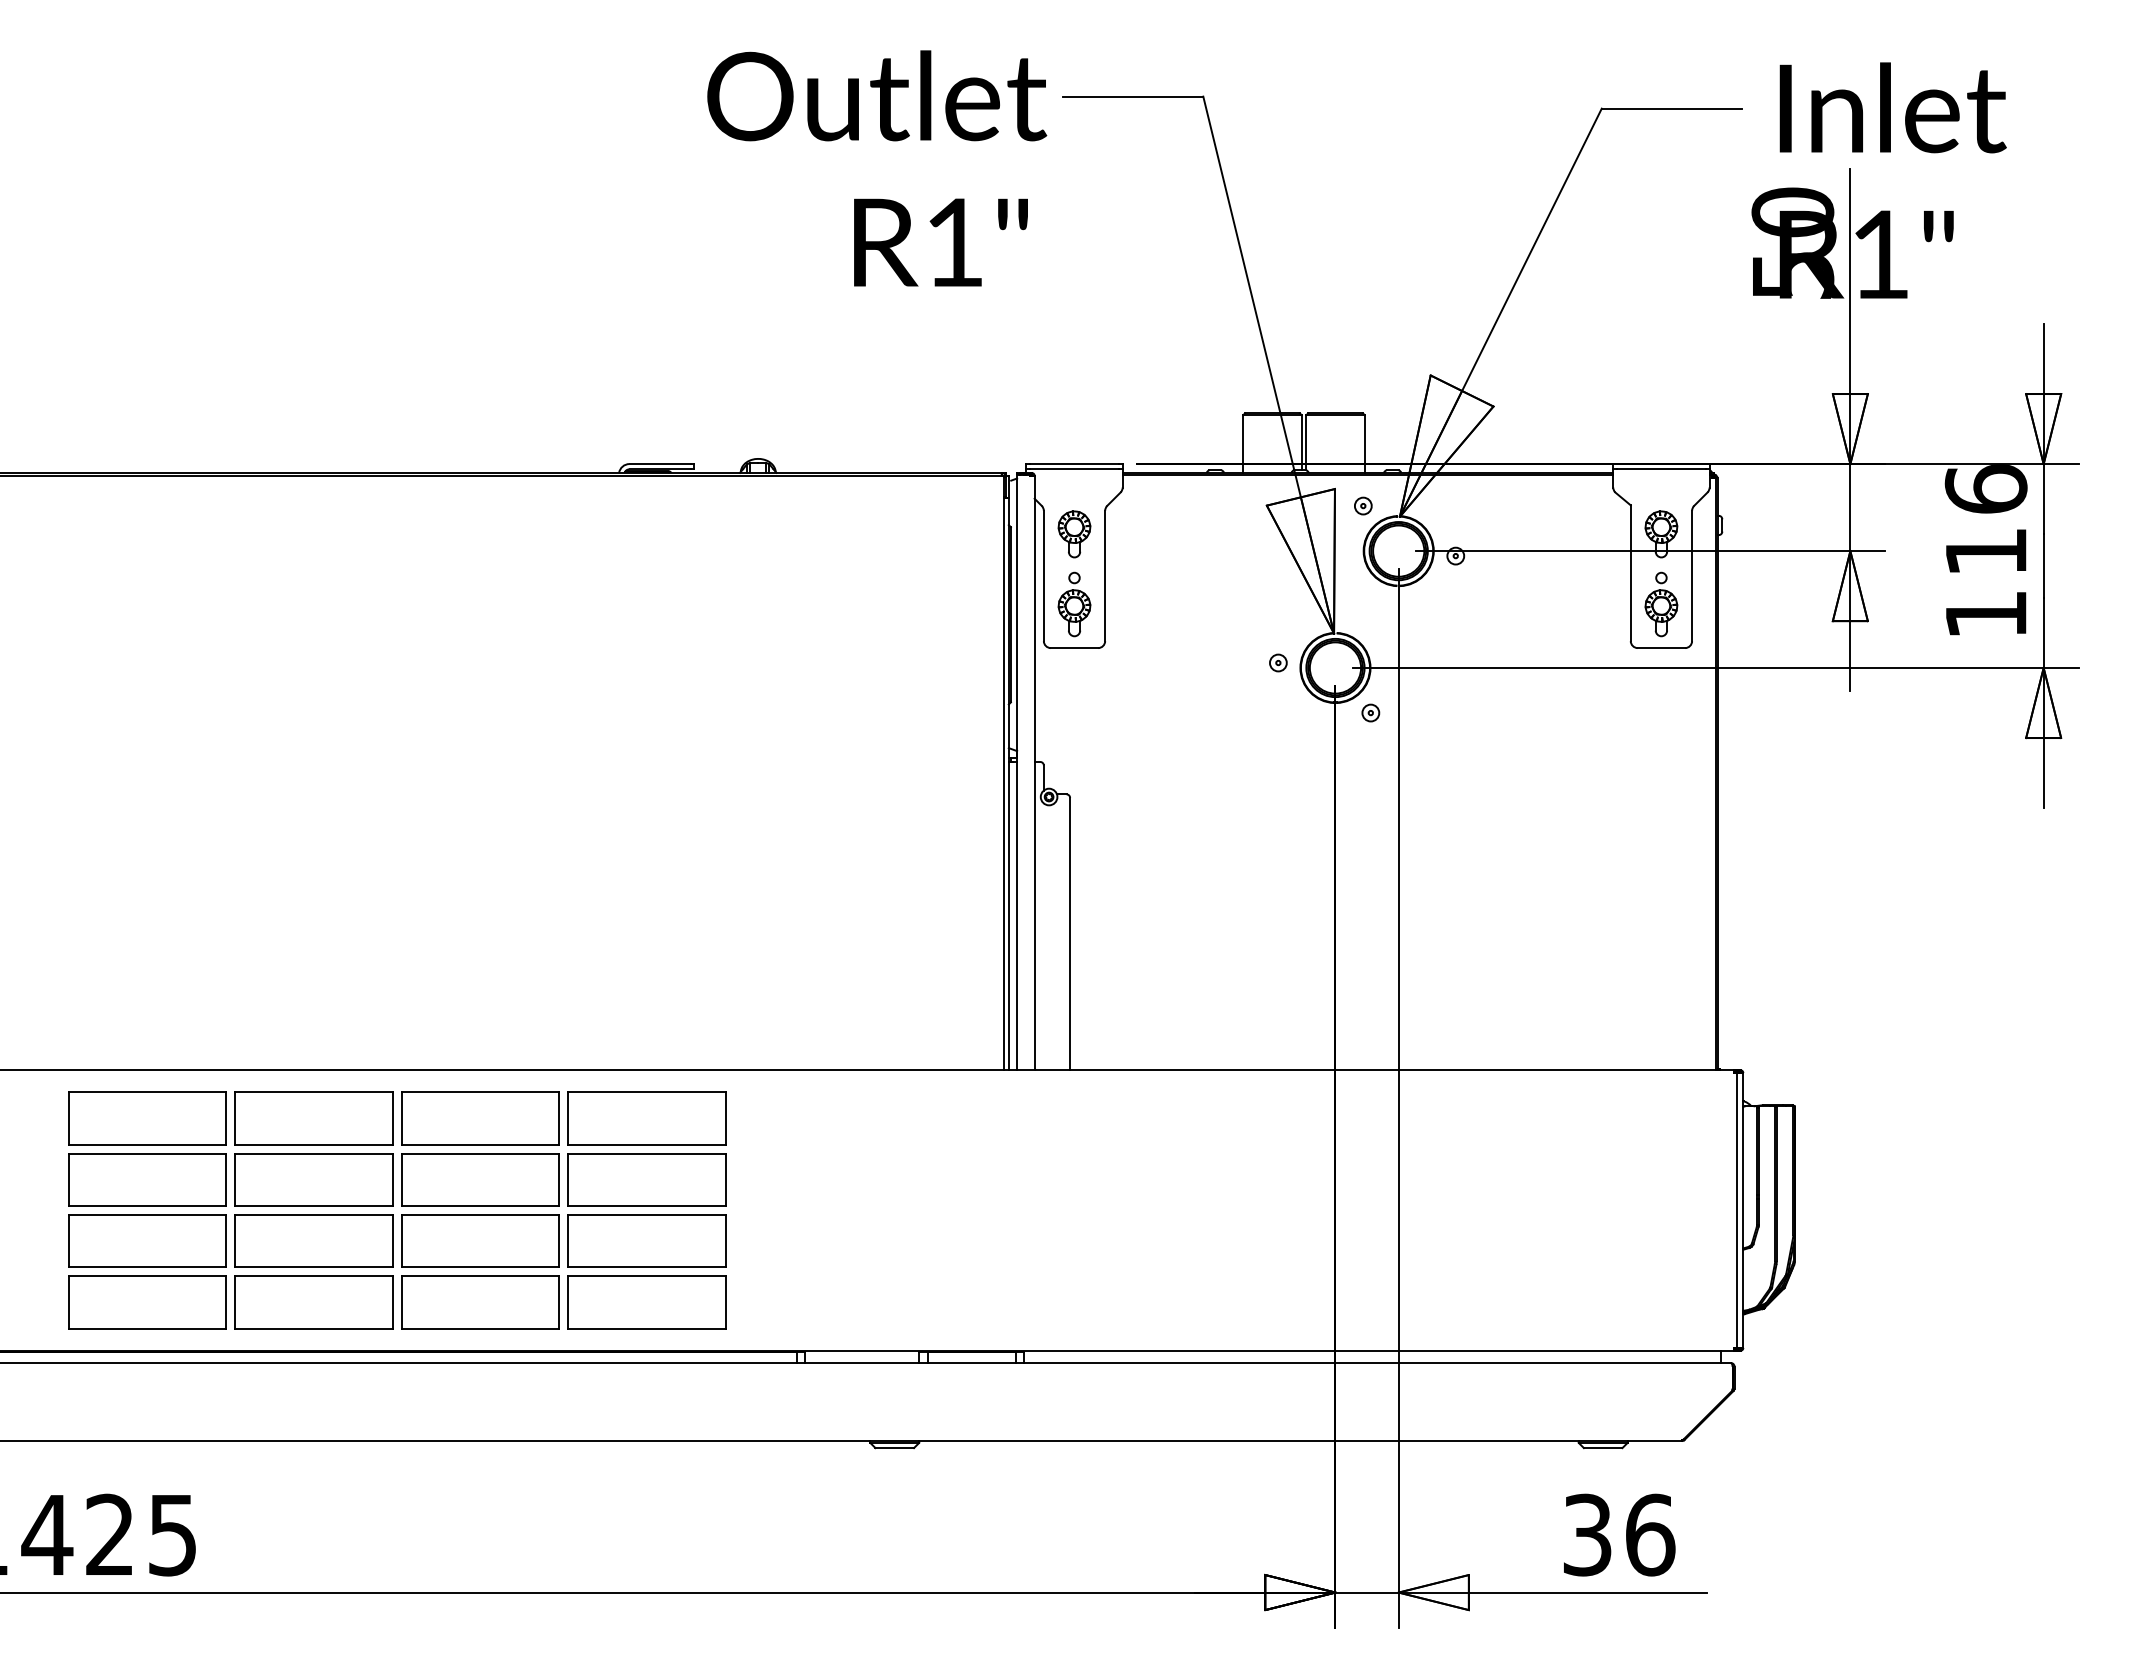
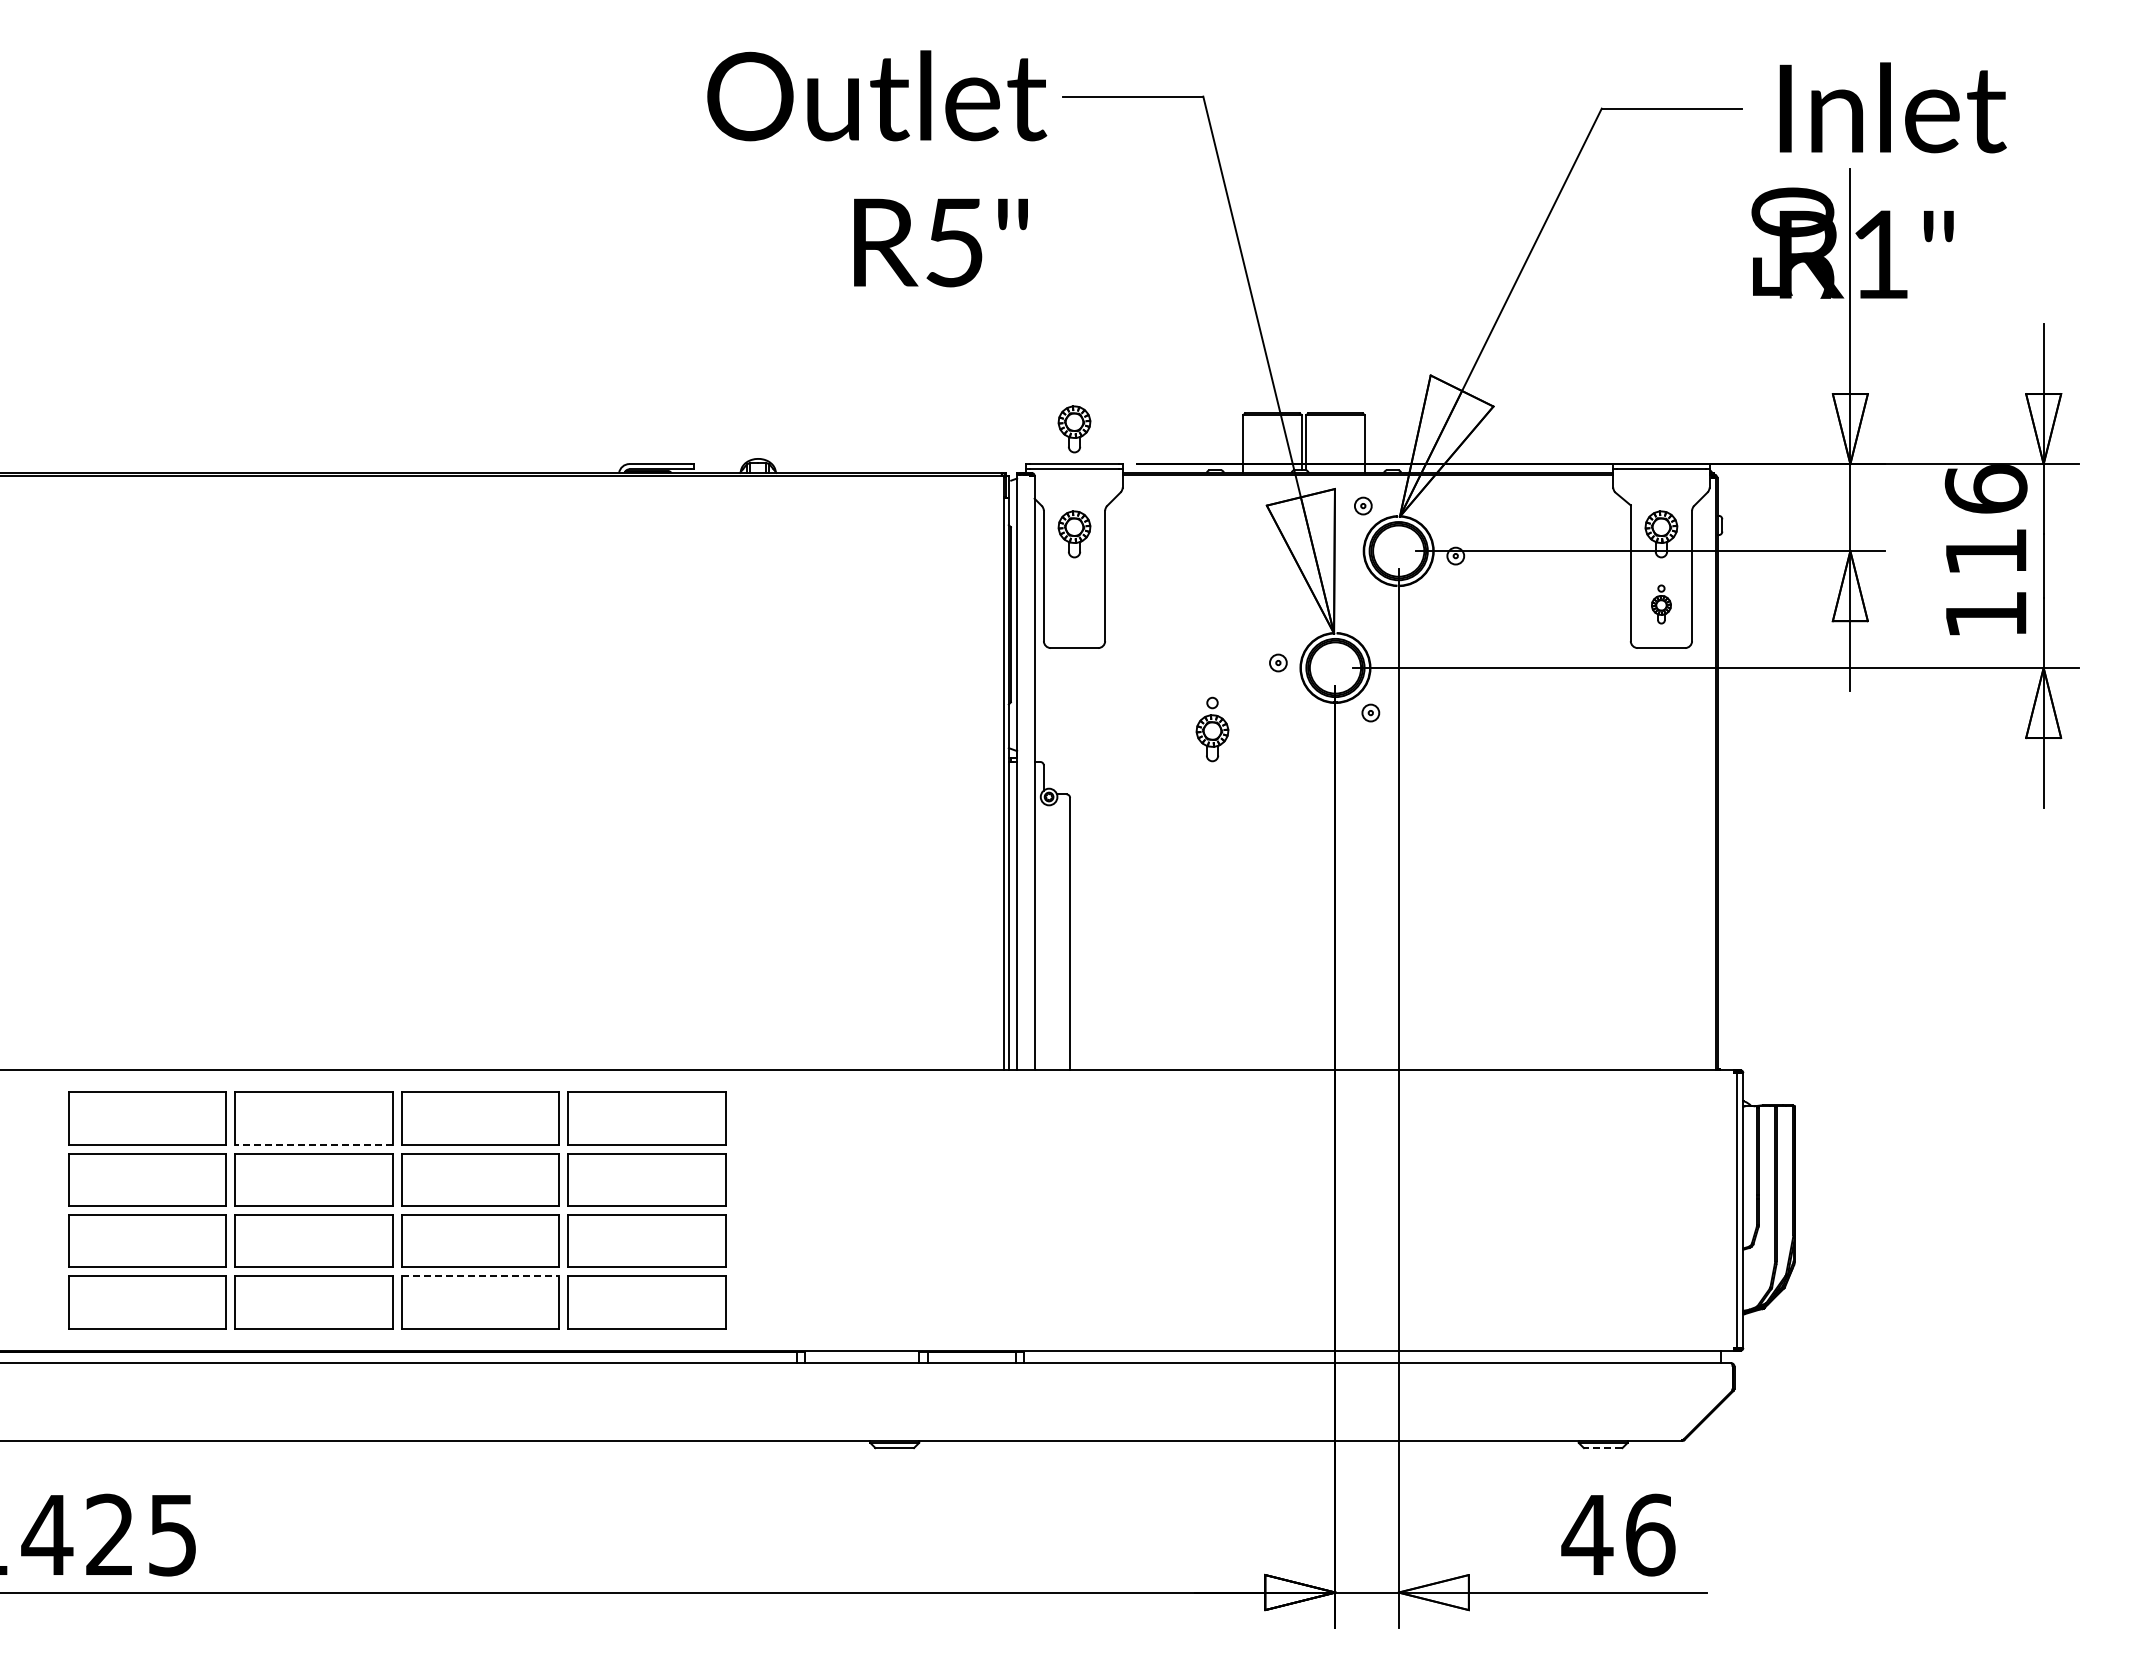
text: R1" -> R5" (954, 242)
part: none -> present (1074, 429)
part position: (1074, 604) -> (1212, 729) (1212, 729)
part size: 35x67 px -> 21x41 px (1661, 604)
line: solid -> dashed (313, 1144)
line: solid -> dashed (480, 1276)
line: solid -> dashed (1602, 1448)
text: 36 -> 46 (1587, 1534)
